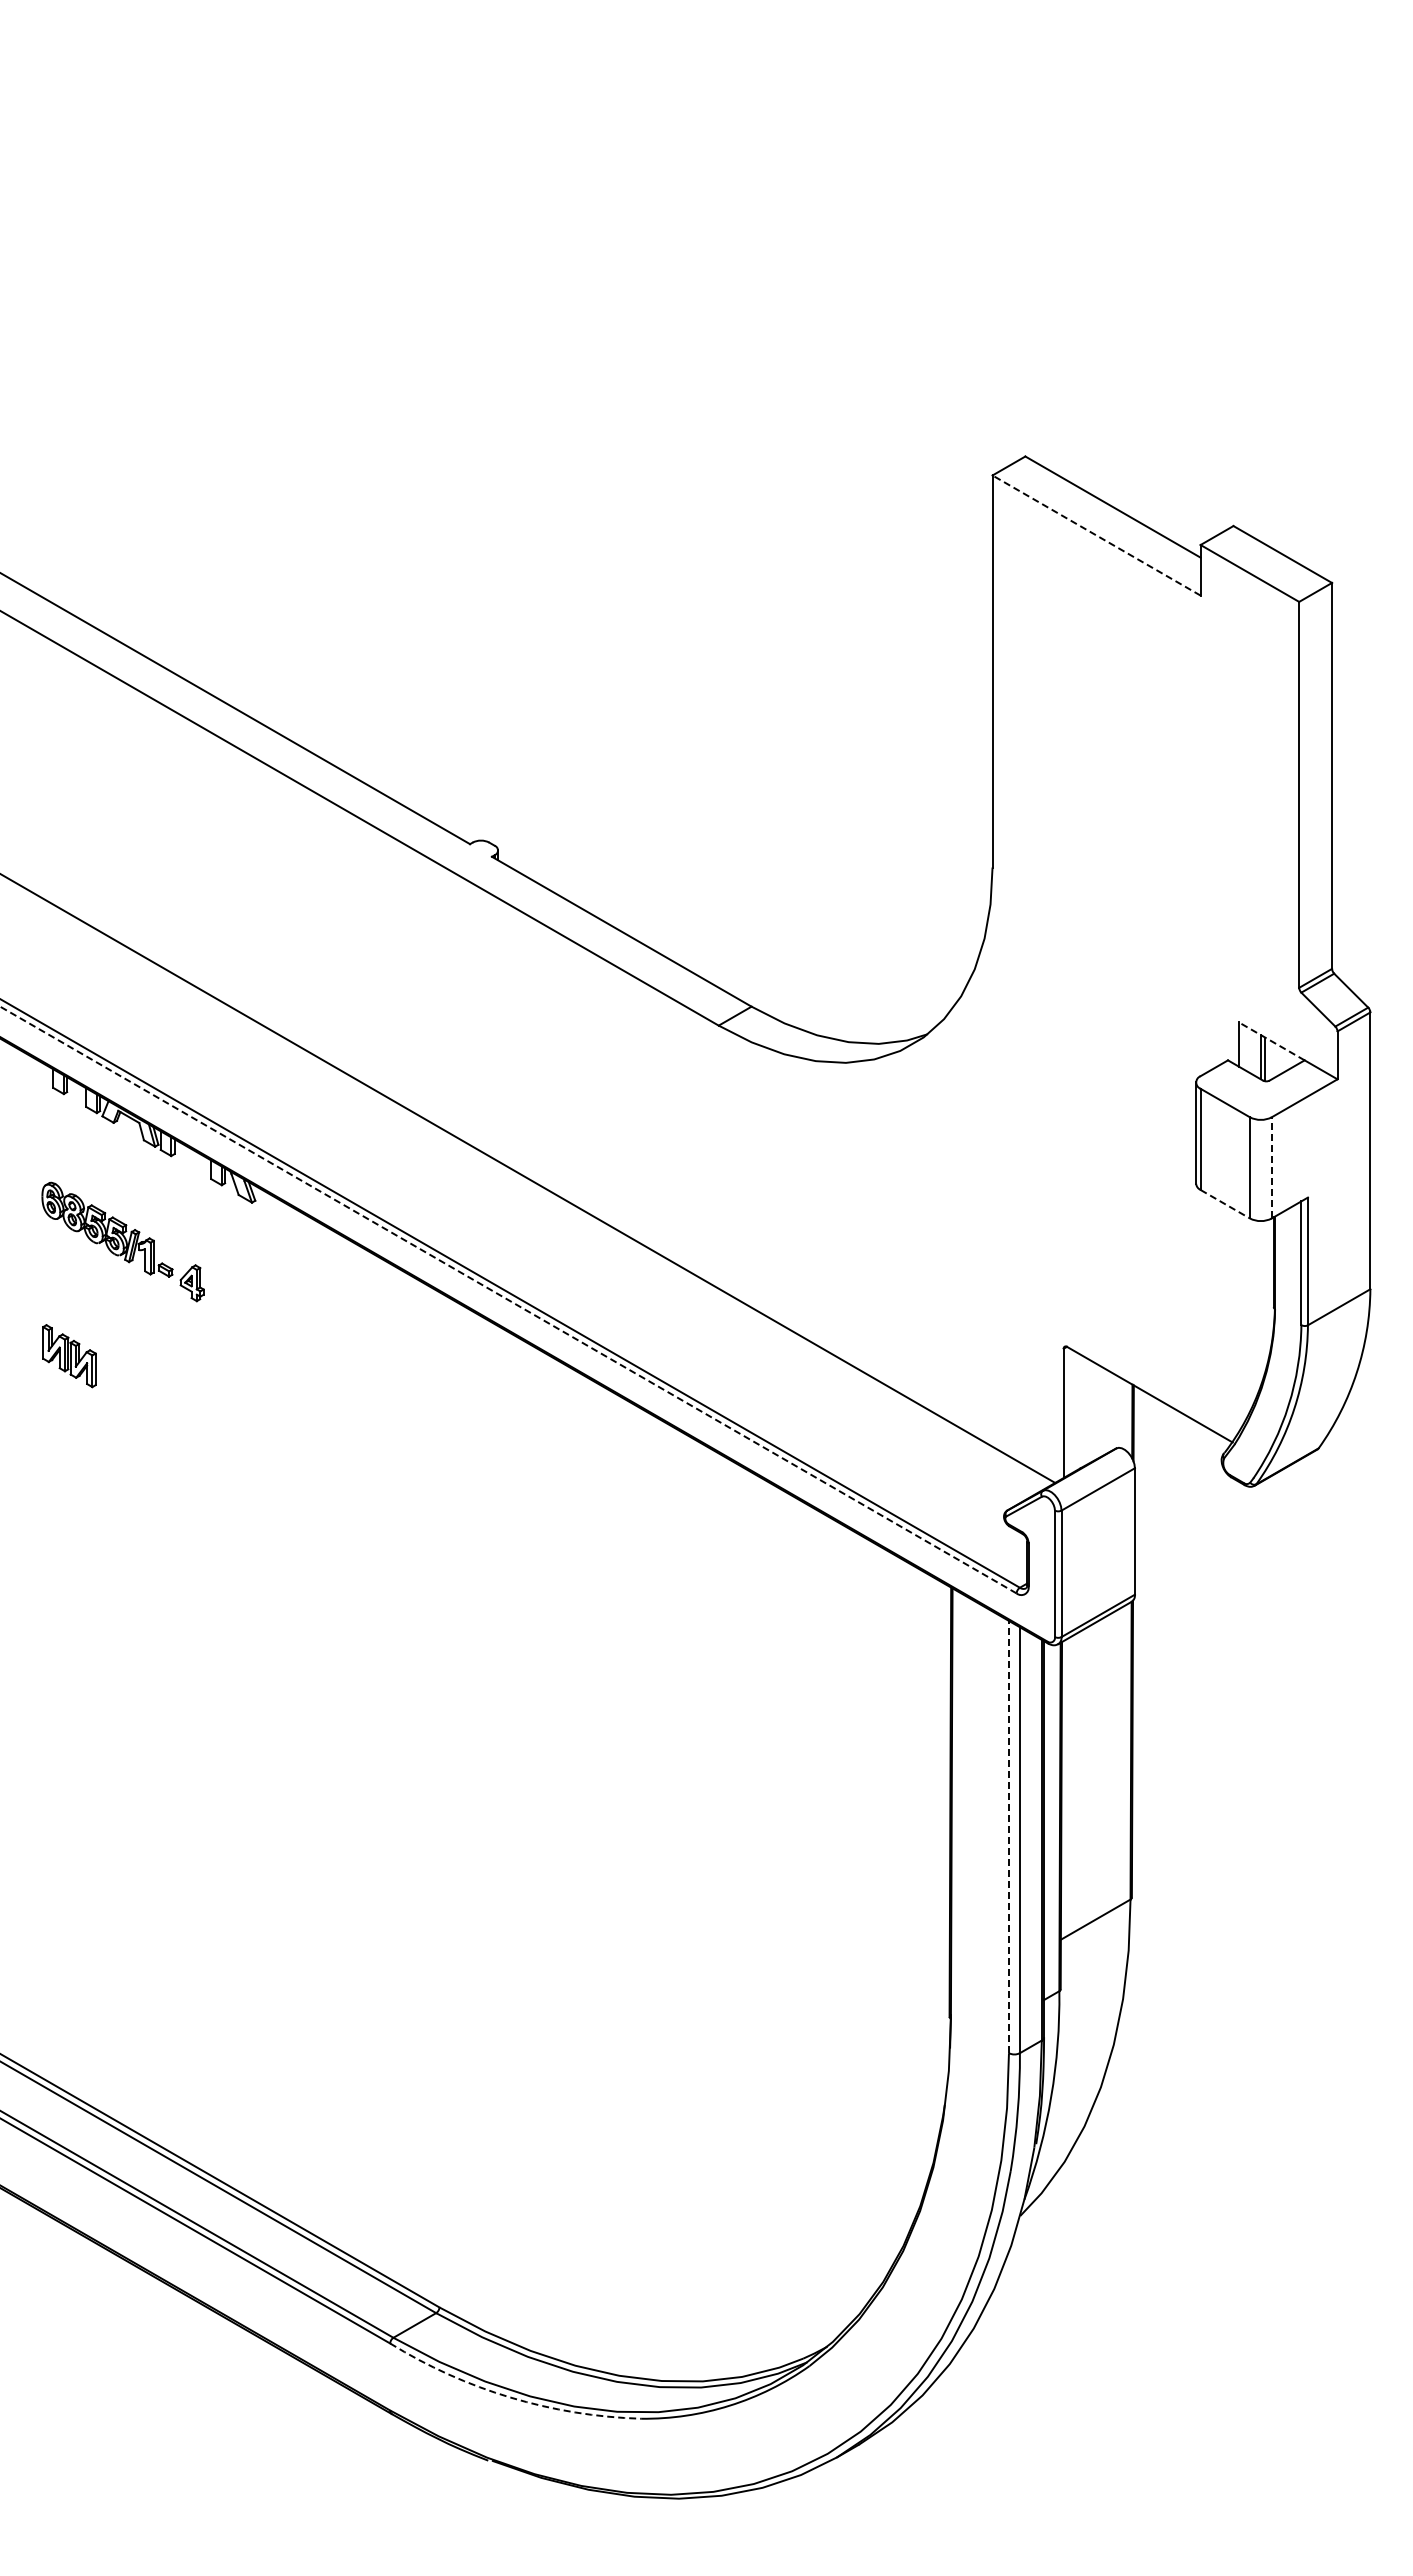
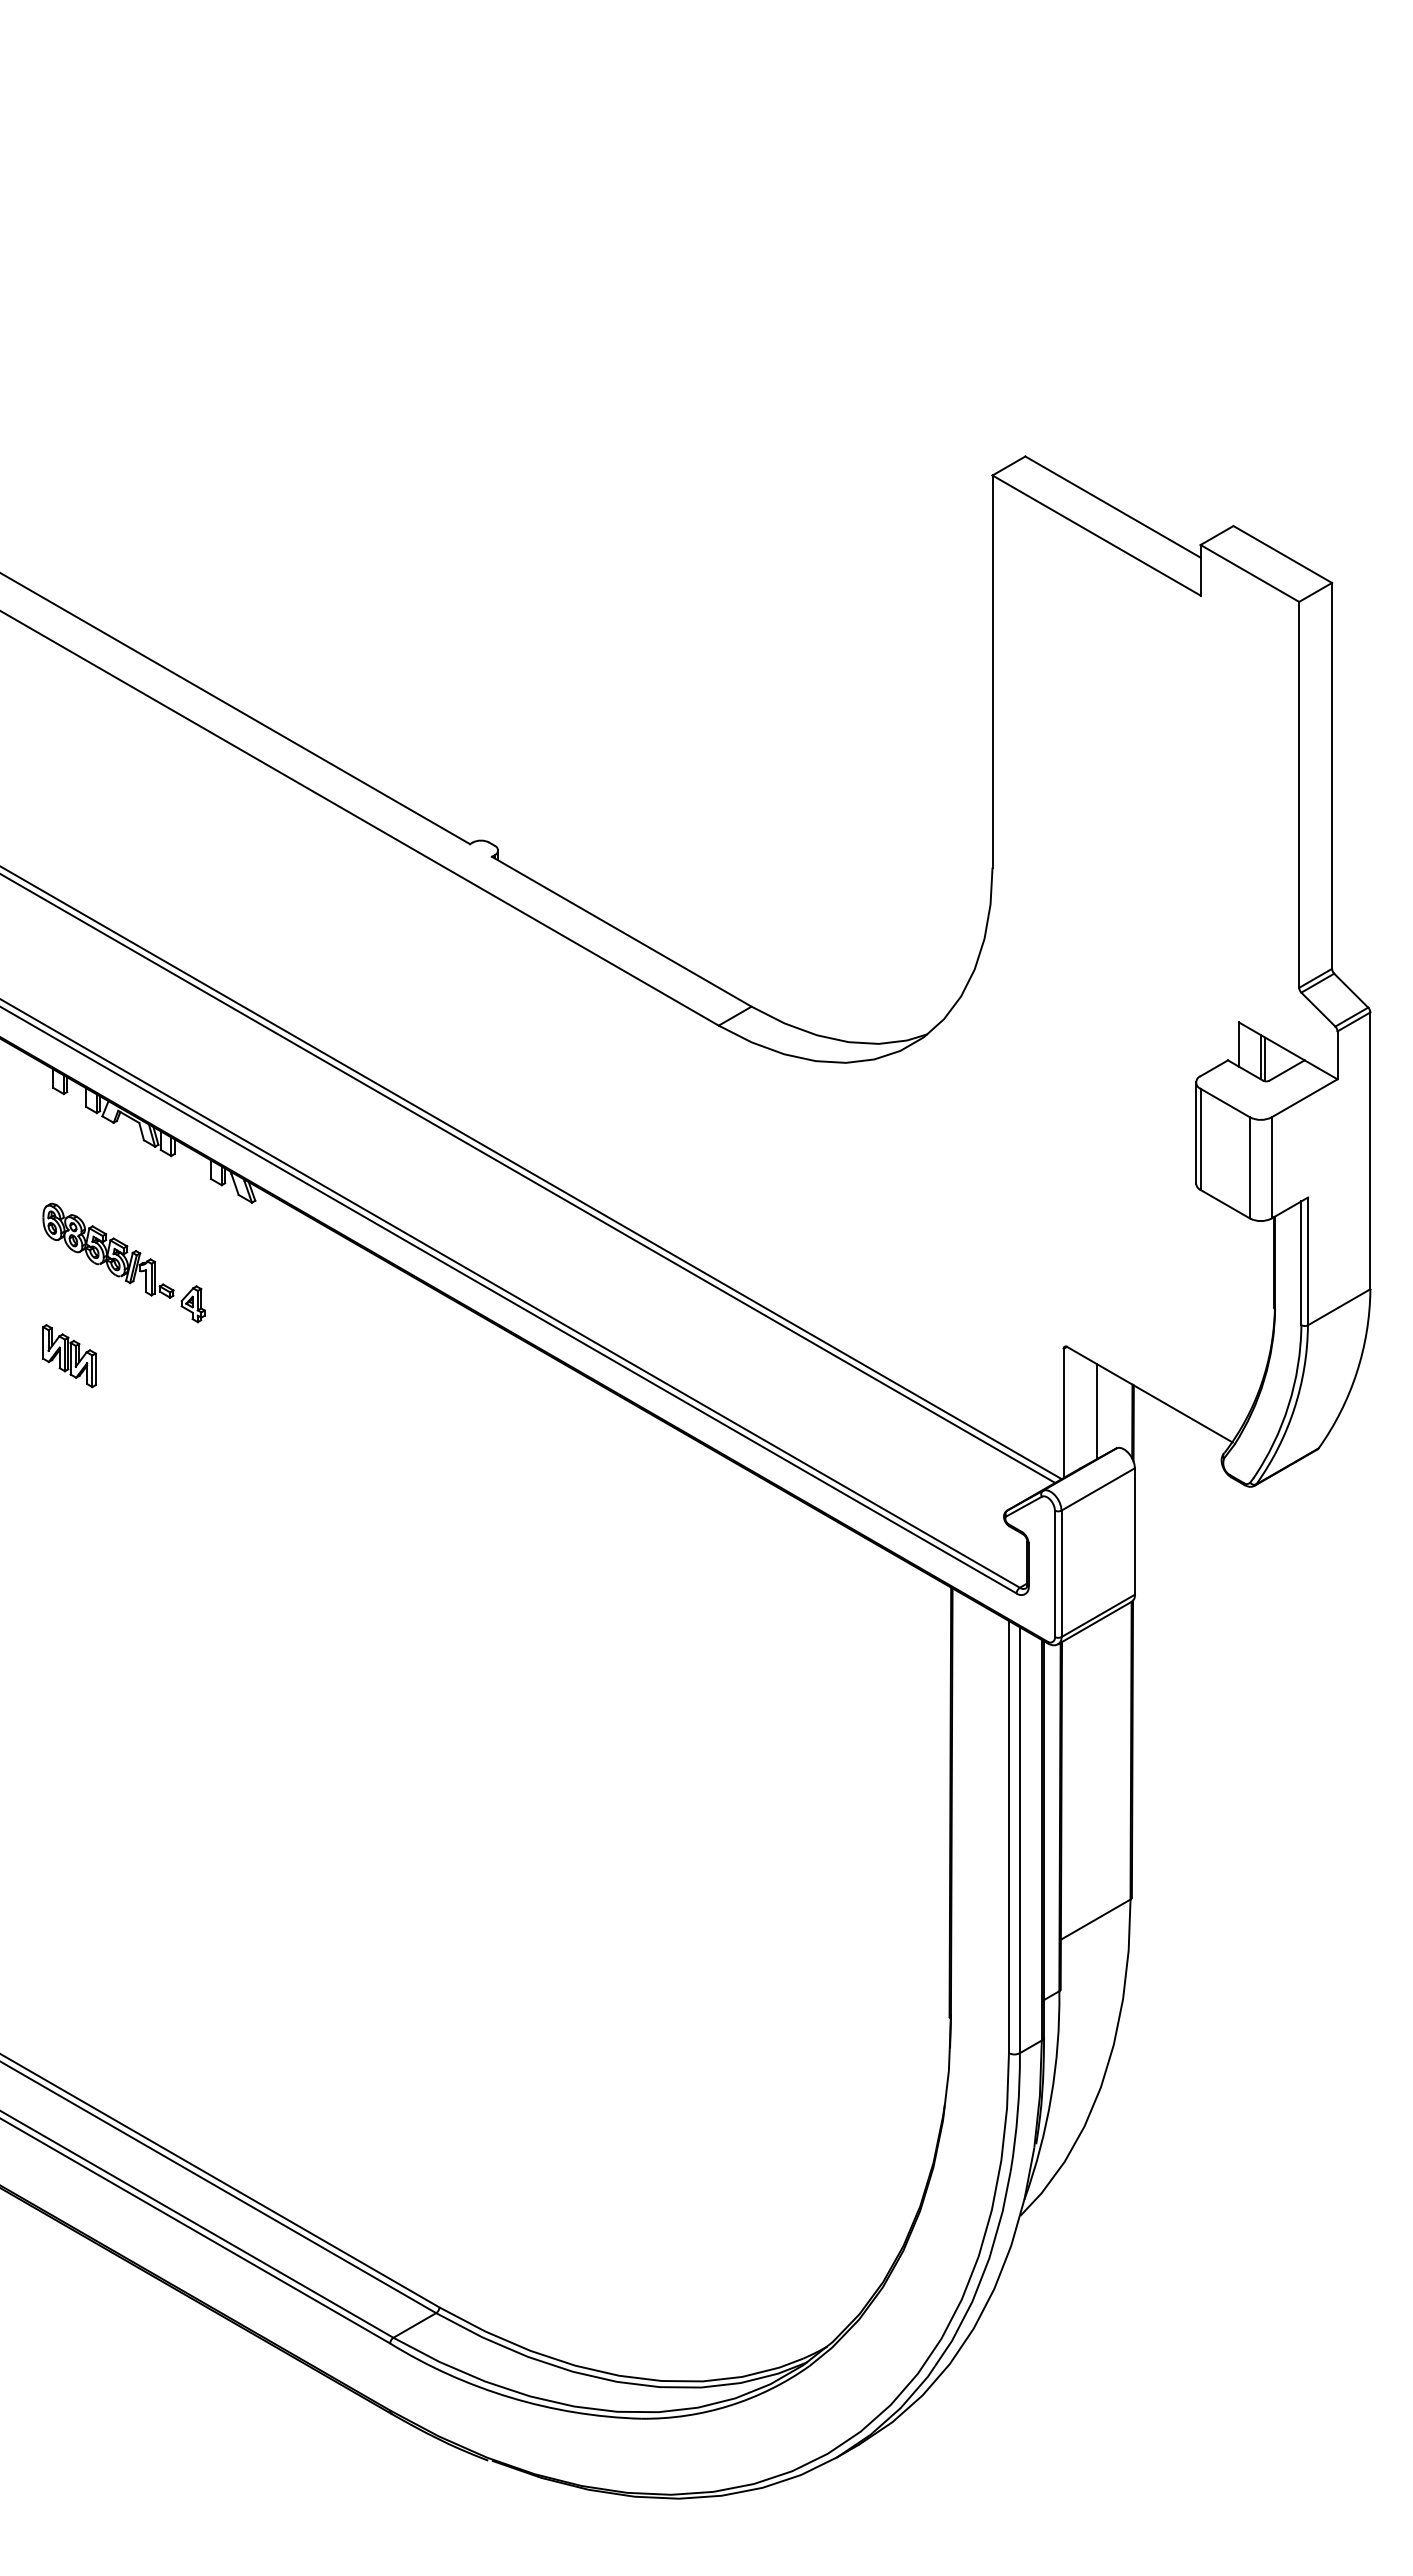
line: dashed -> solid (1096, 535)
line: dashed -> solid (1271, 1041)
line: dashed -> solid (1271, 1167)
line: none -> present (531, 1173)
line: dashed -> solid (1225, 1204)
part position: (122, 1241) -> (123, 1262) (123, 1262)
line: dashed -> solid (508, 1300)
line: none -> present (1096, 1411)
line: dashed -> solid (1008, 1836)
arc: dashed -> solid (510, 2397)
